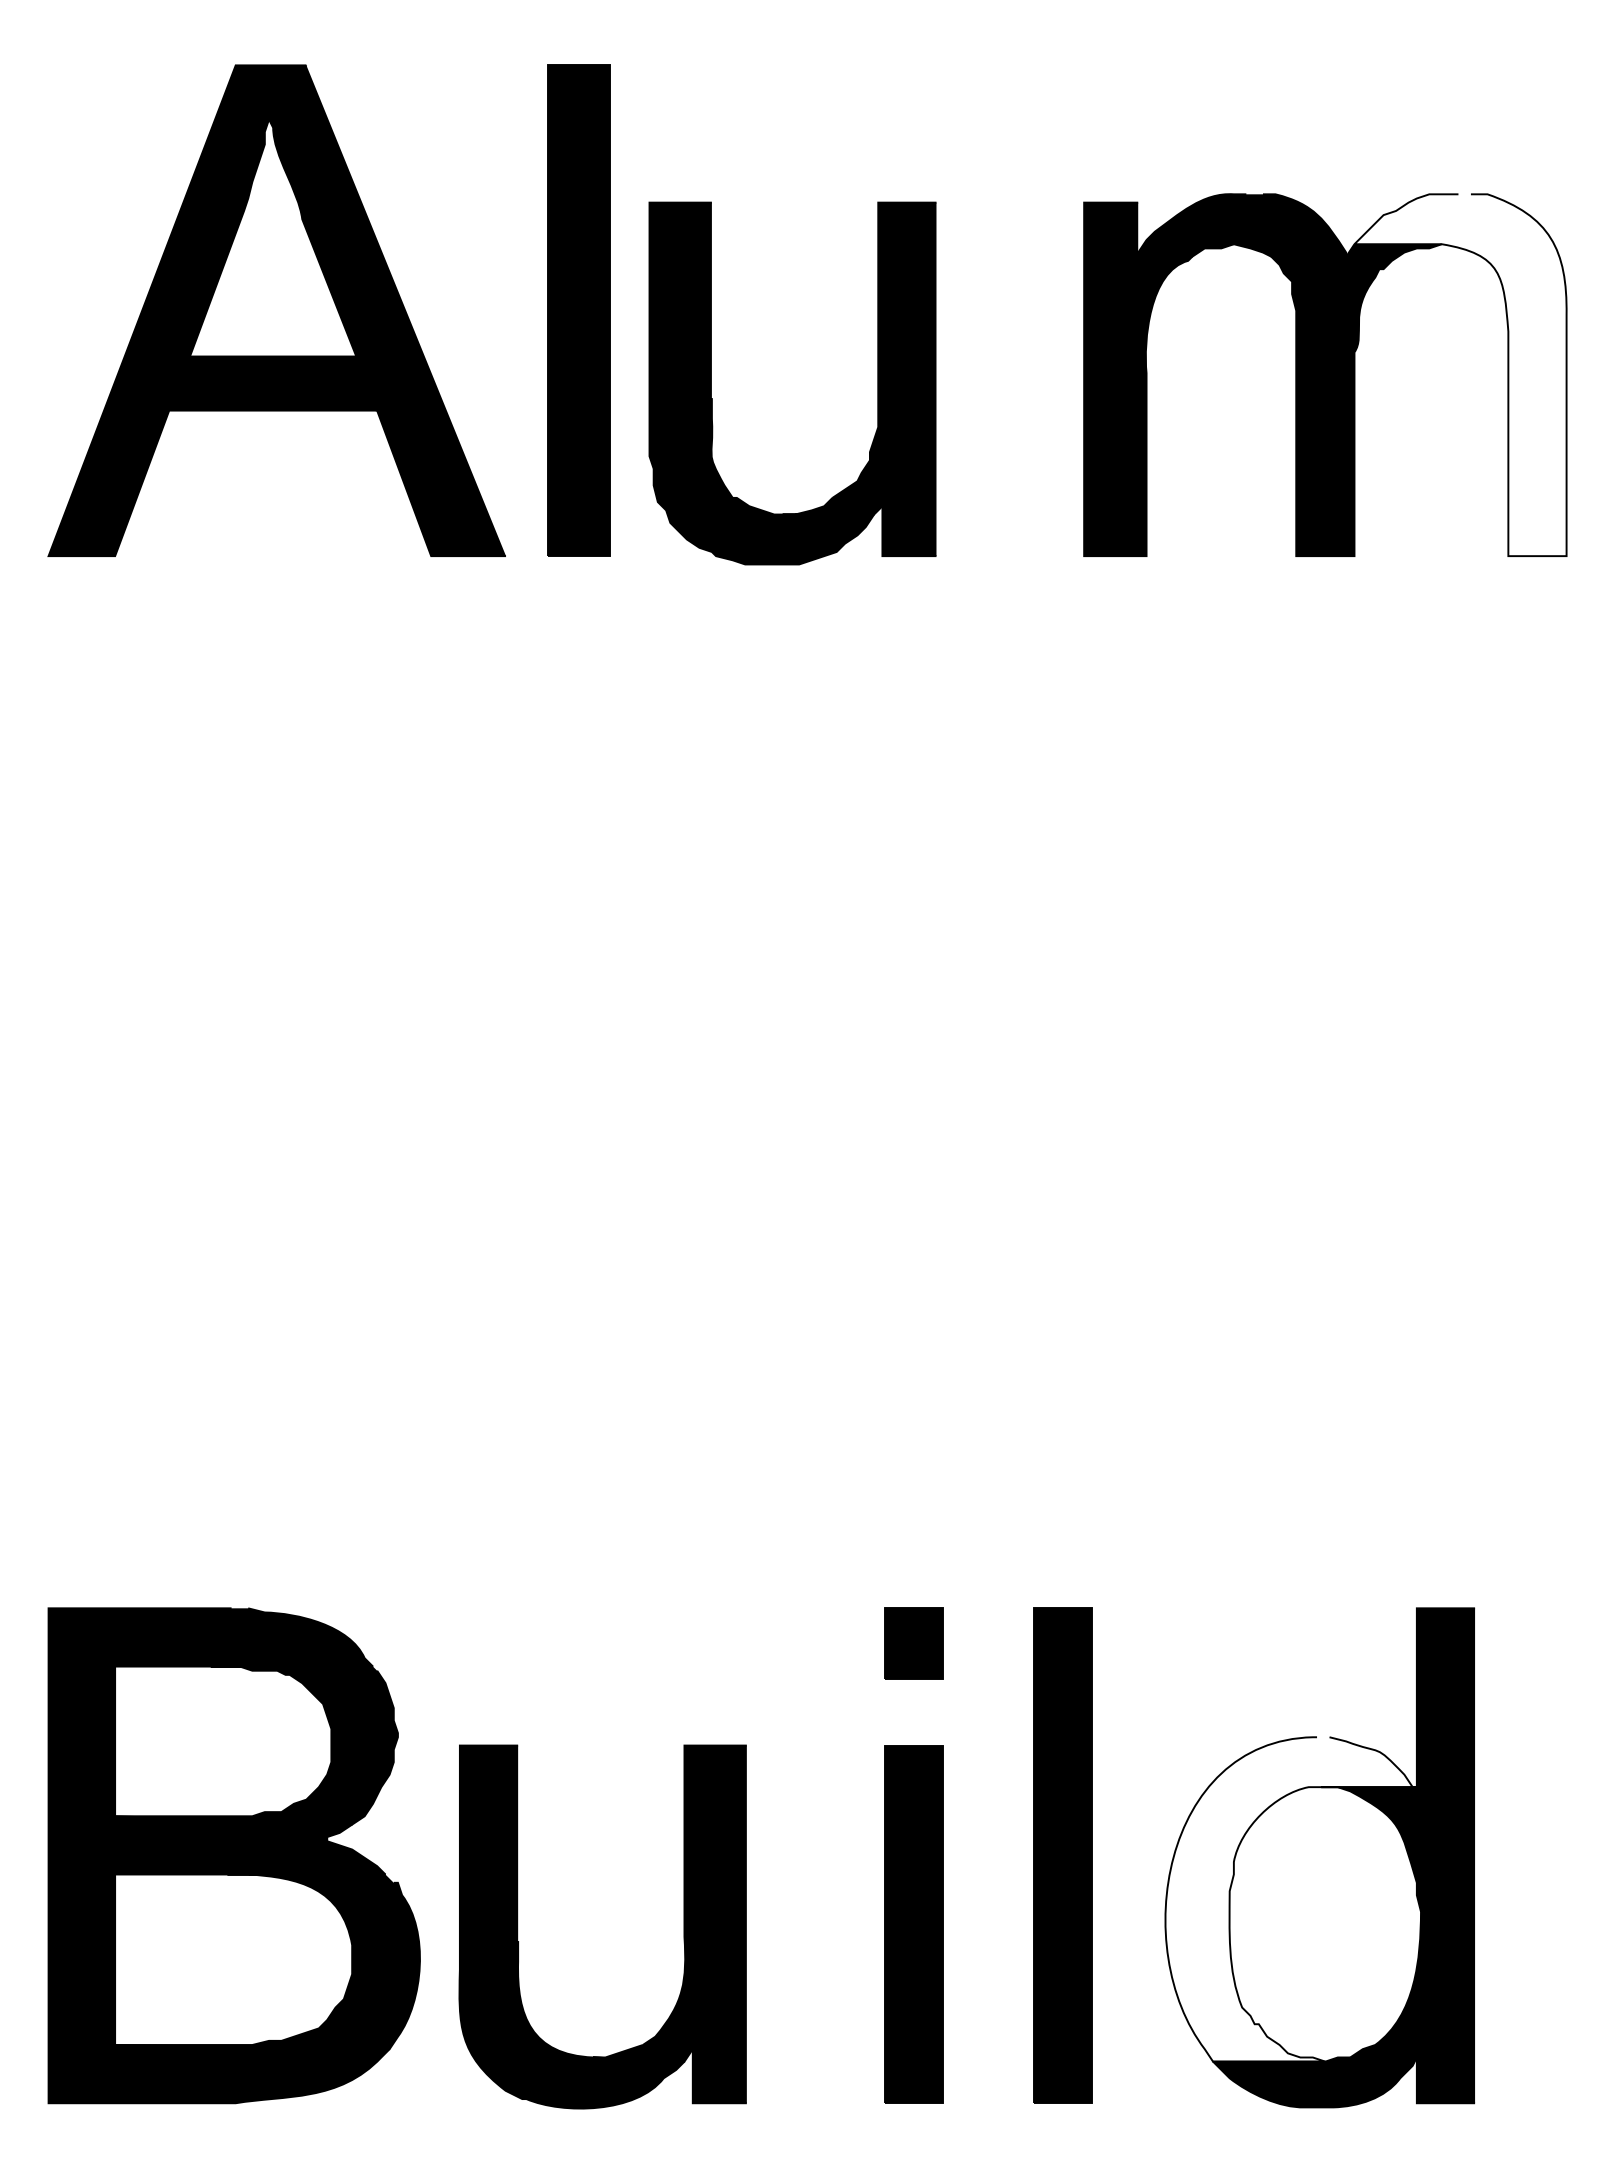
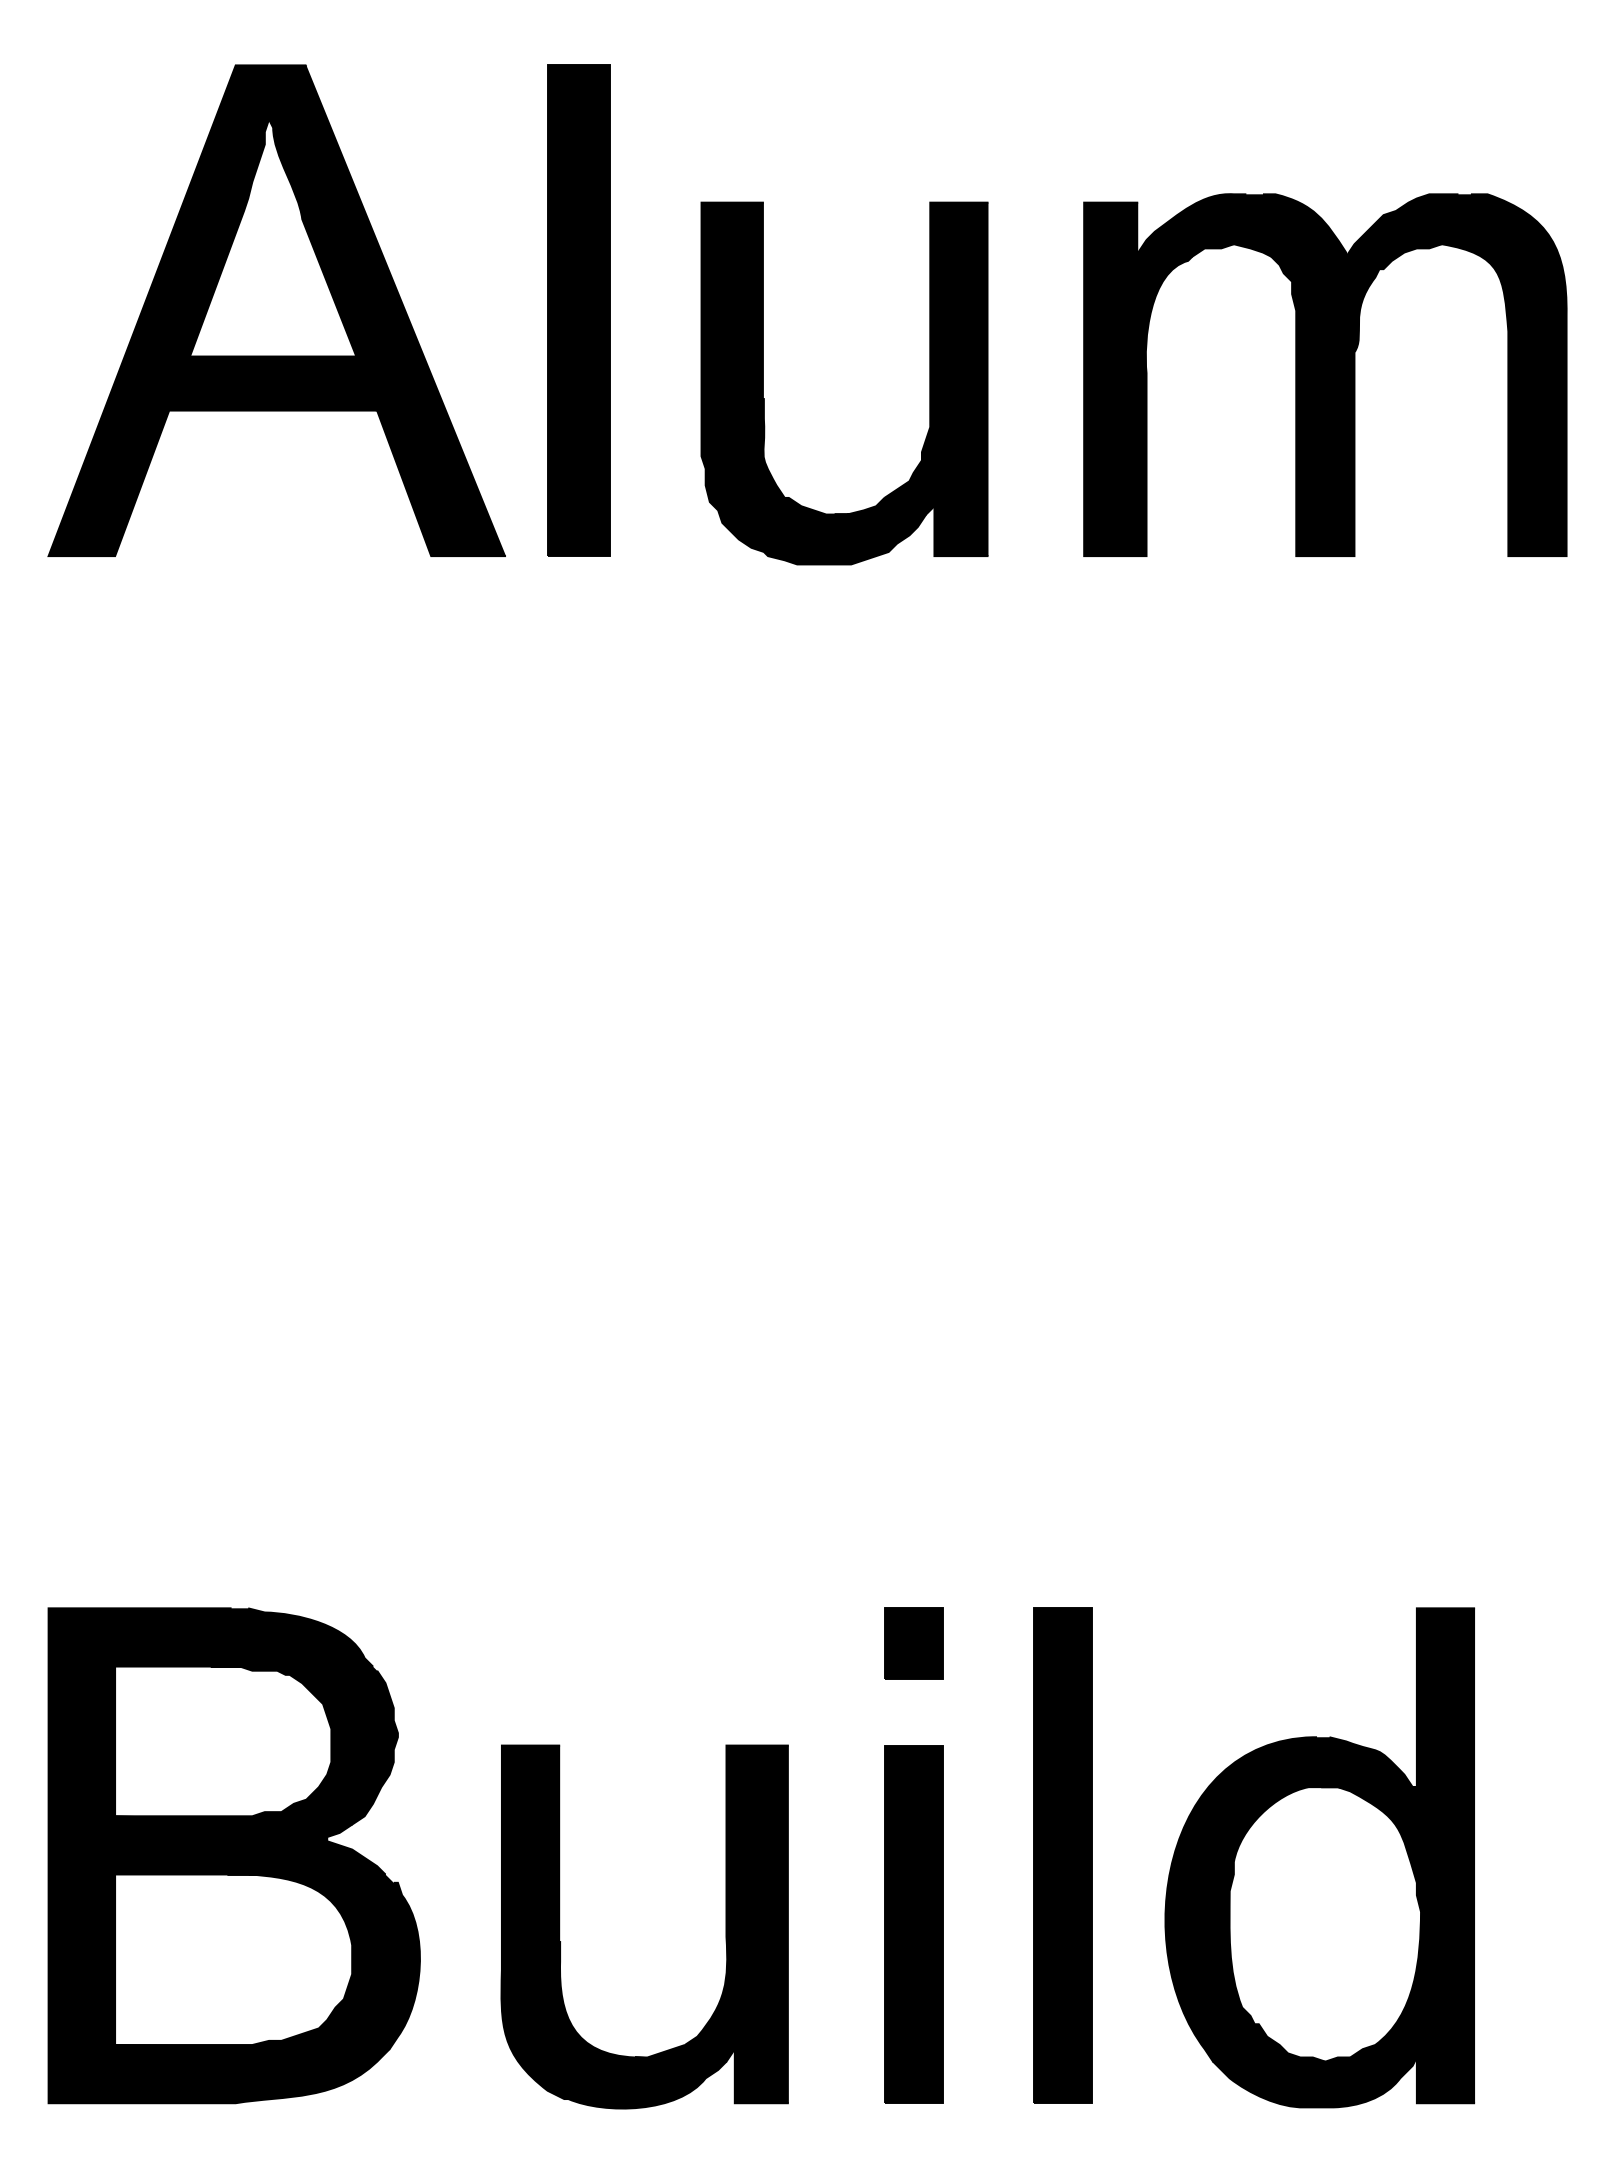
fill: none -> present (1460, 375)
part position: (711, 383) -> (763, 383) (763, 383)
fill: none -> present (1290, 1899)
part position: (683, 1926) -> (725, 1926) (725, 1926)
